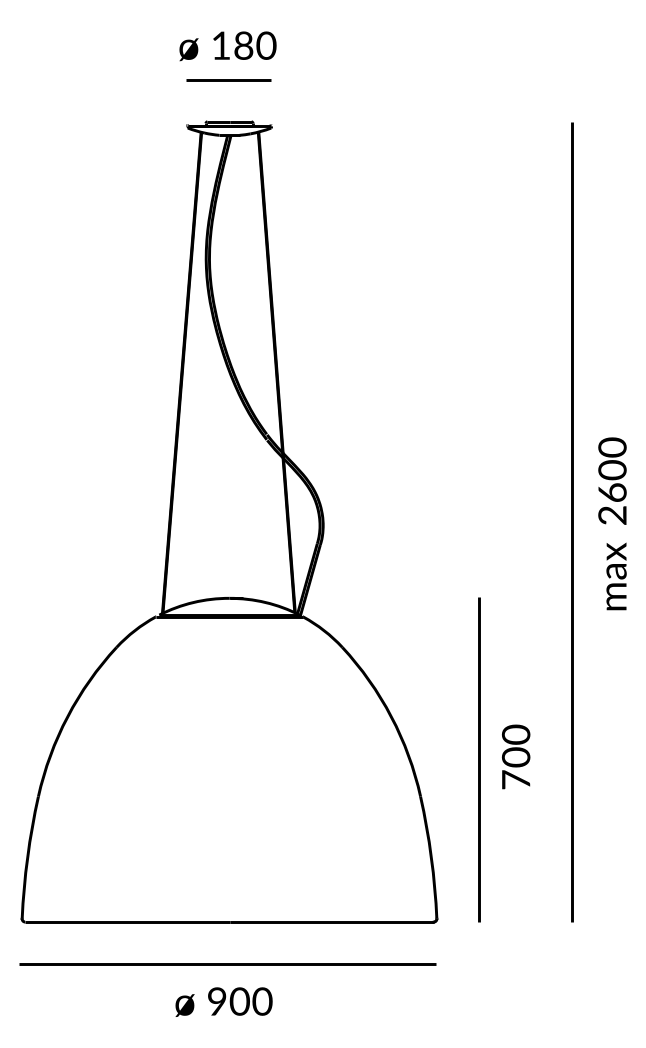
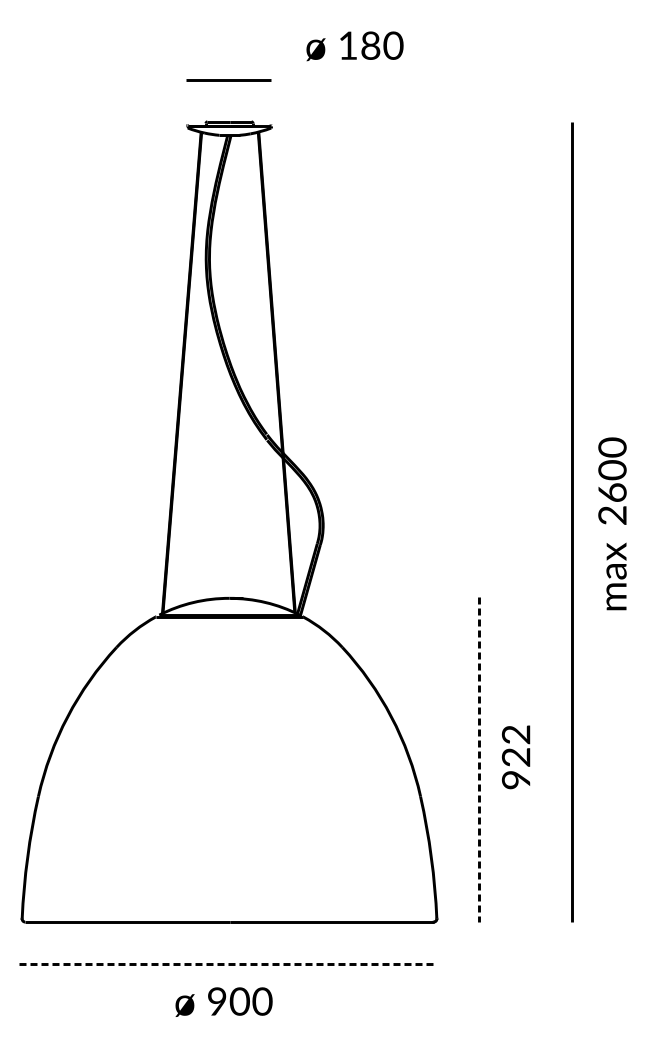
text position: (227, 46) -> (354, 46) (354, 46)
text: 700 -> 922 (516, 756)
line: solid -> dashed (478, 759)
line: solid -> dashed (228, 964)
